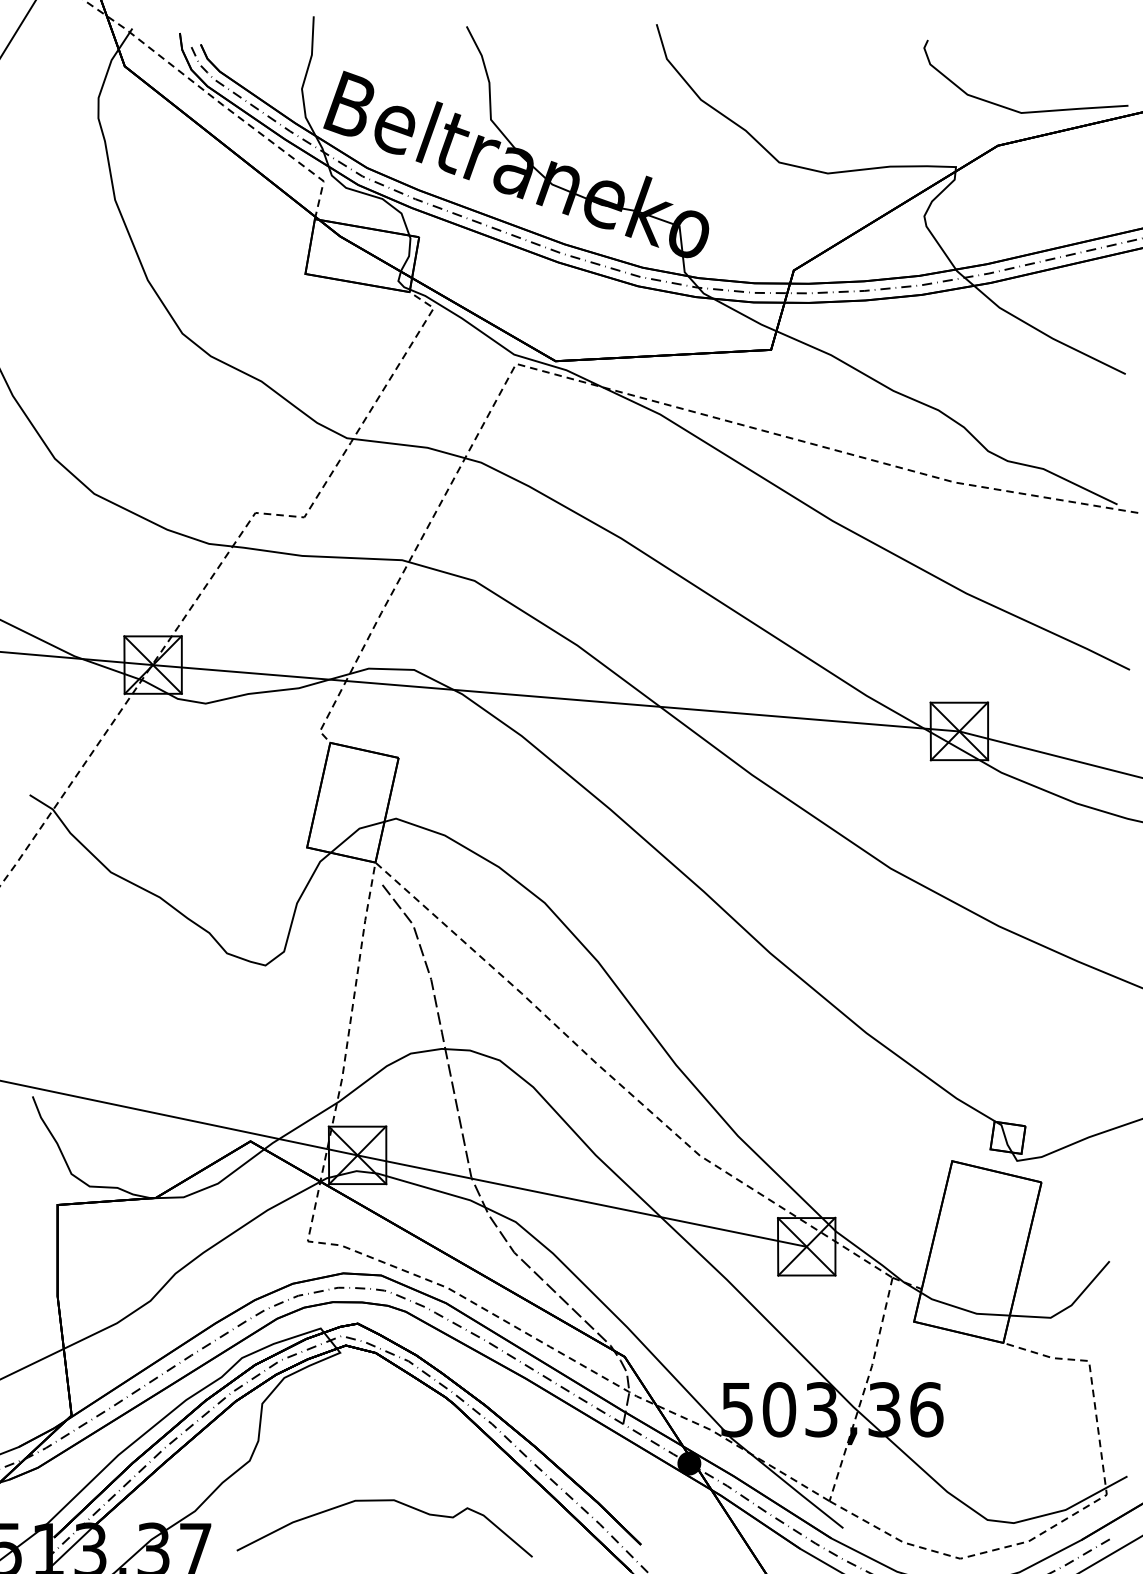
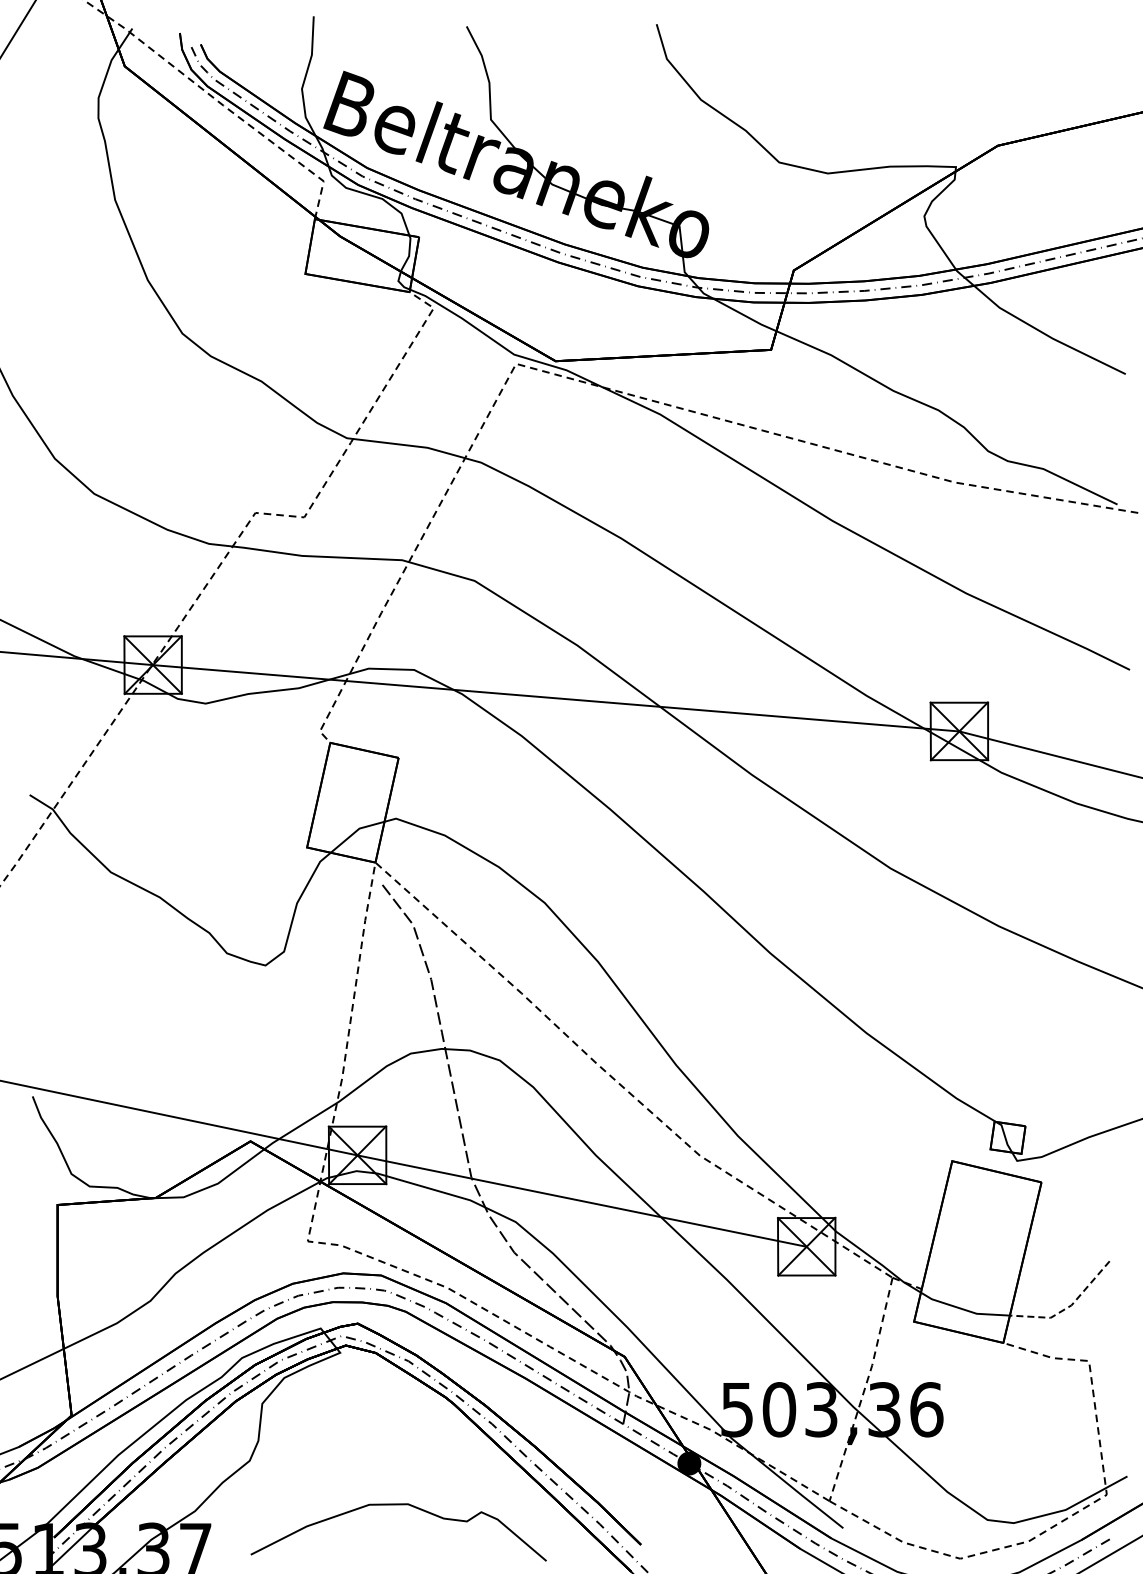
curve: present -> none (1014, 109)
line: solid -> dashed (1068, 1307)
curve position: (384, 1501) -> (398, 1505) (398, 1505)
